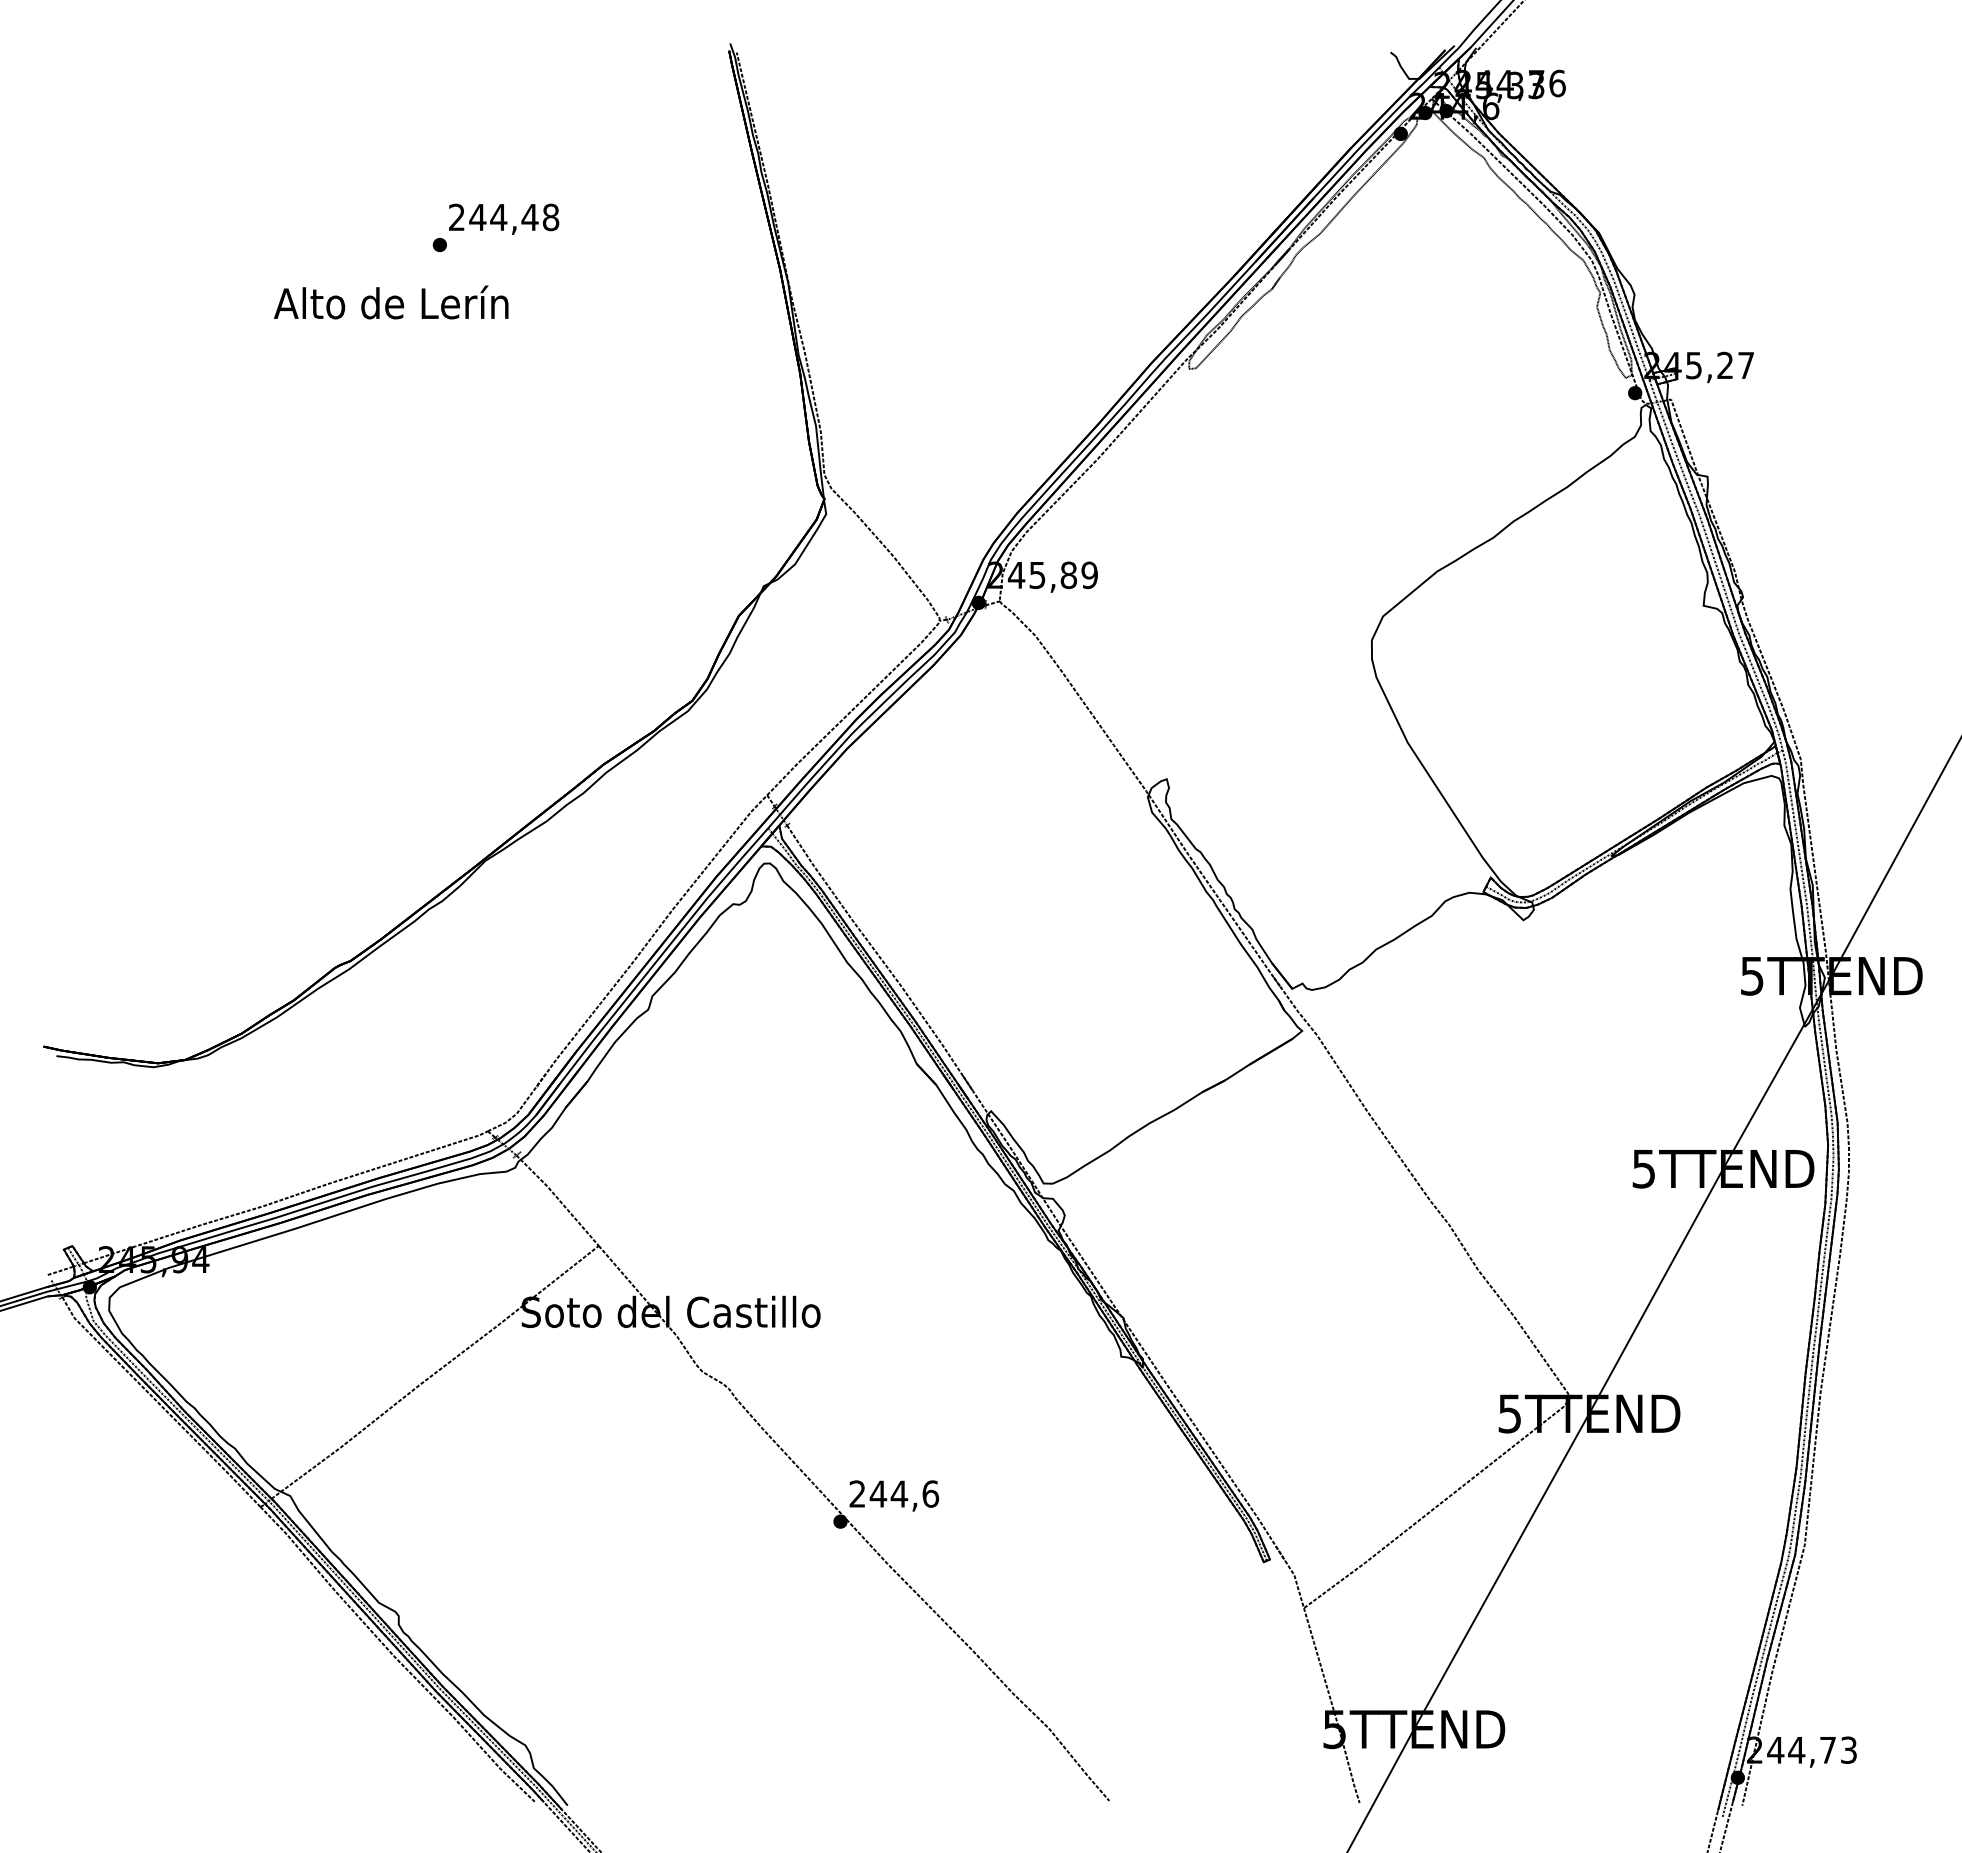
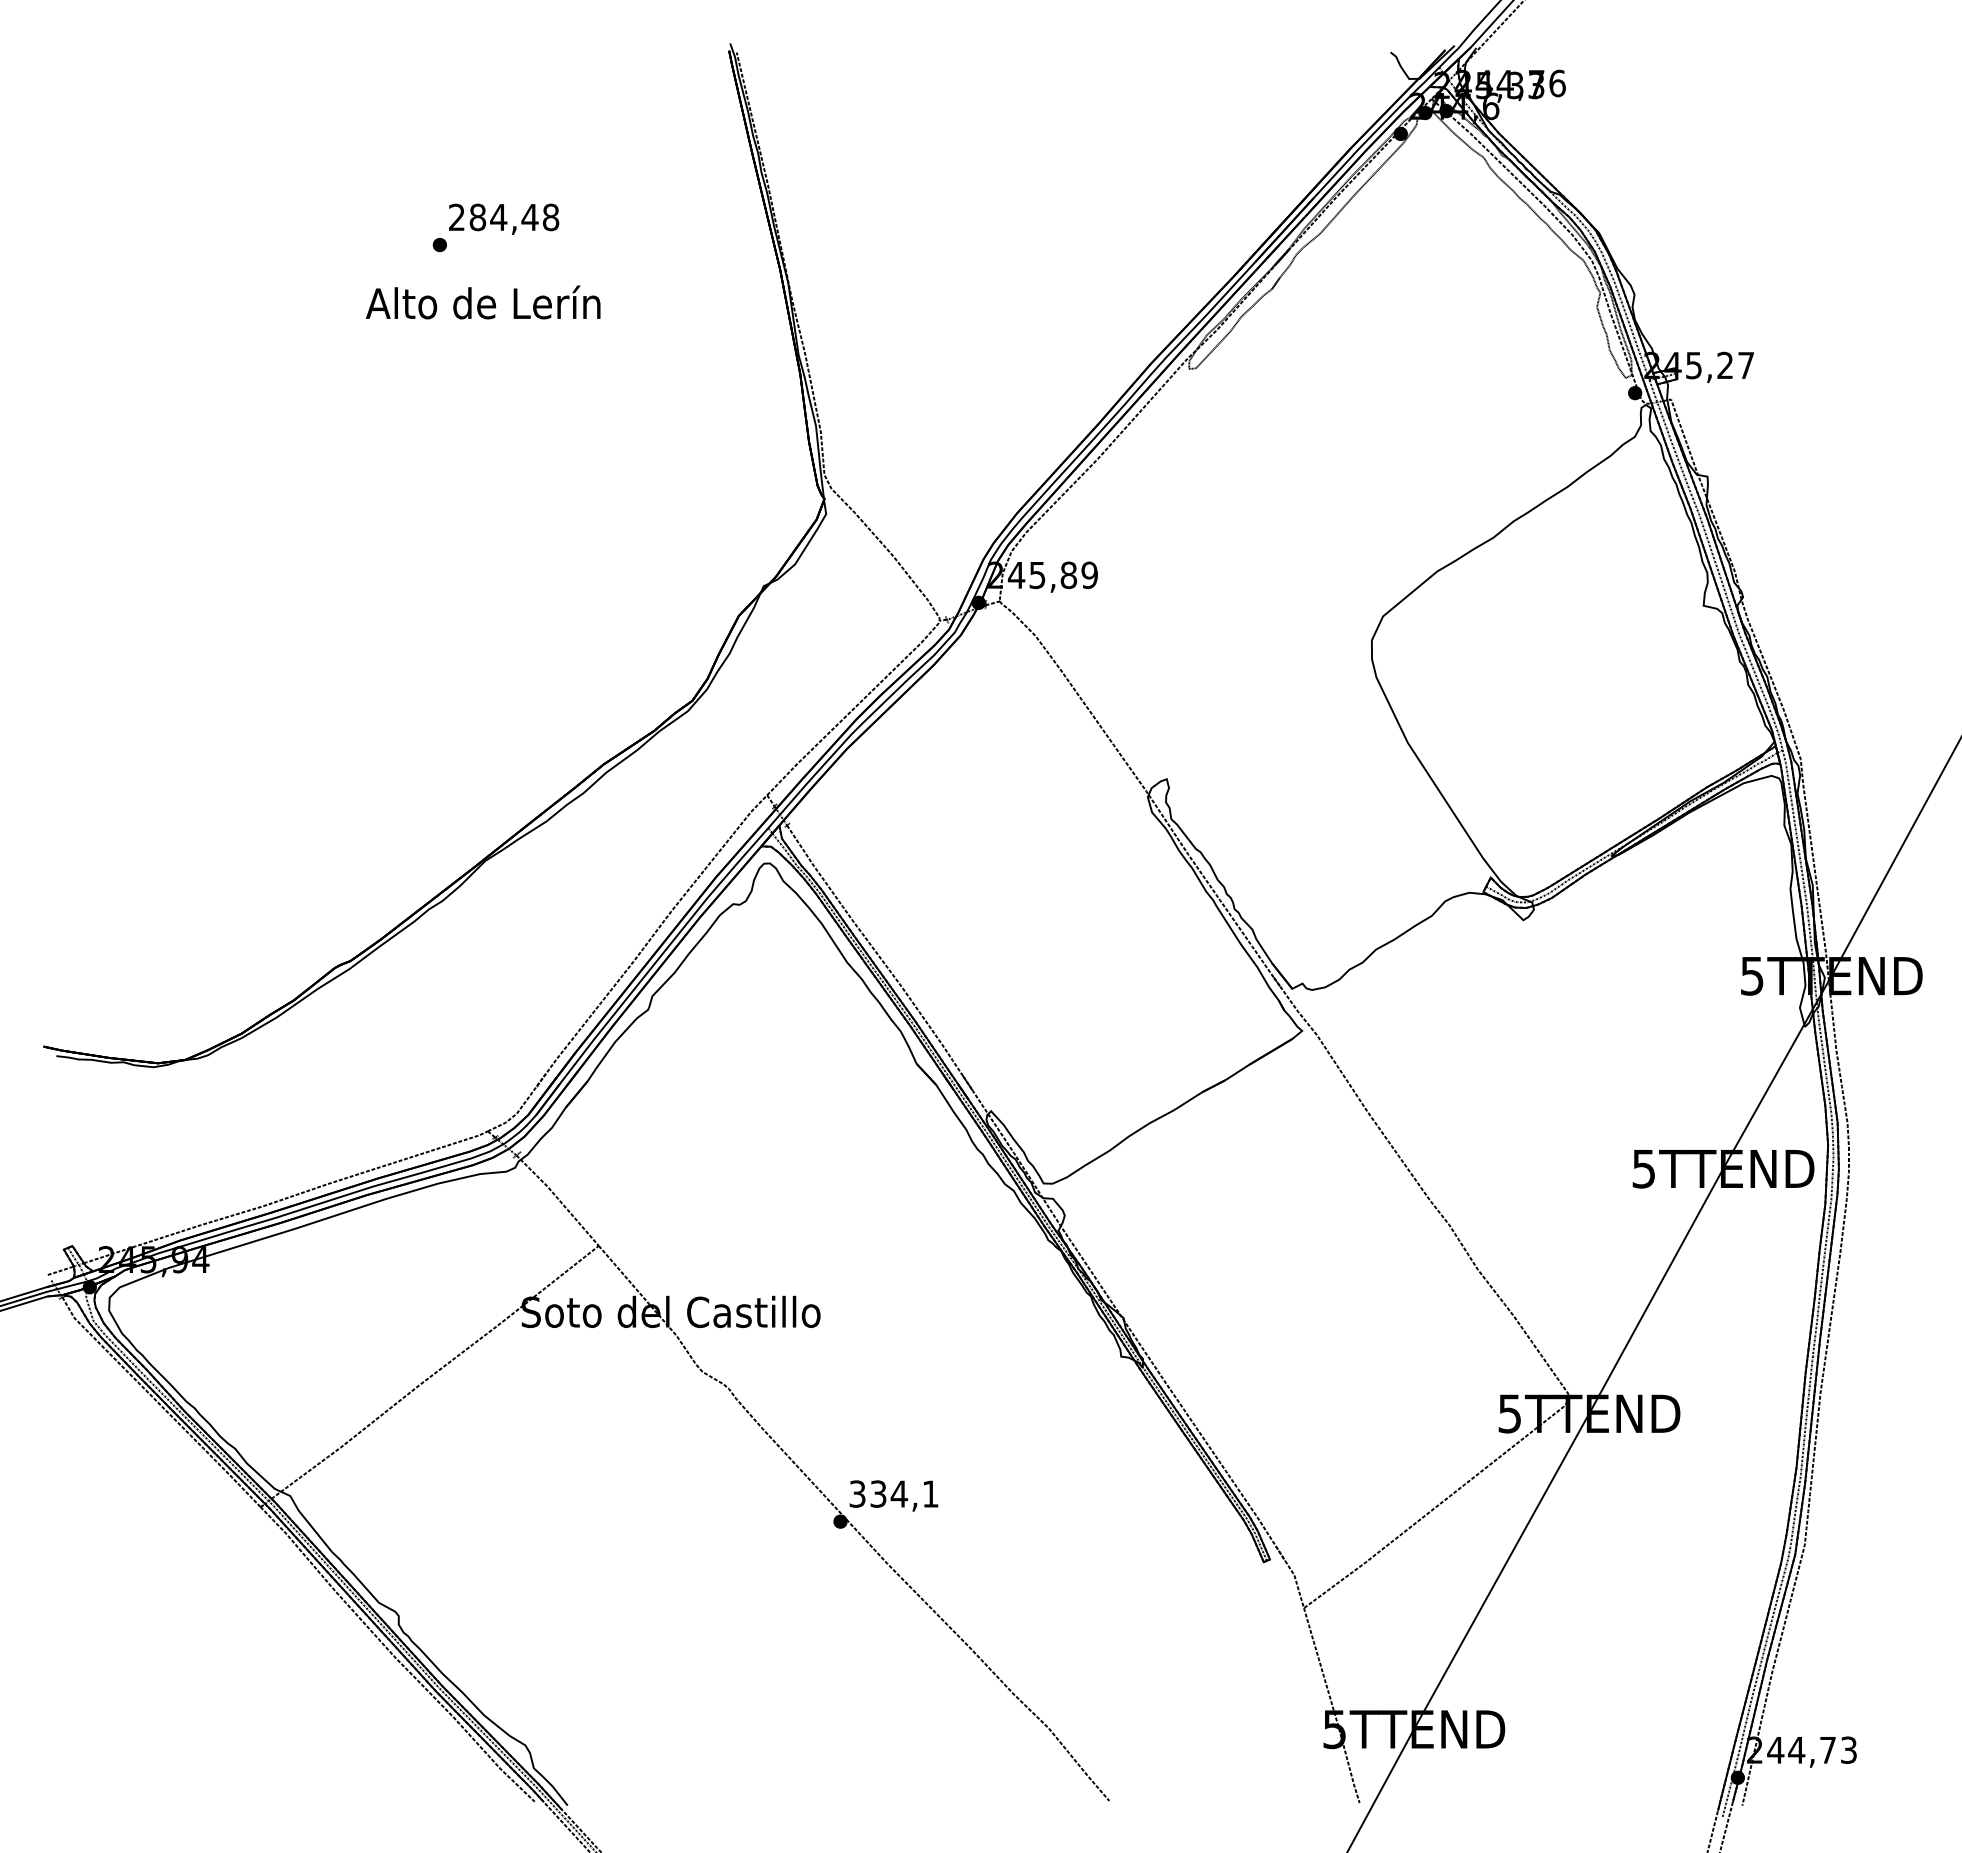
text: 244,48 -> 284,48 (477, 217)
text position: (391, 302) -> (483, 302) (483, 302)
text: 244,6 -> 334,1 (894, 1493)
